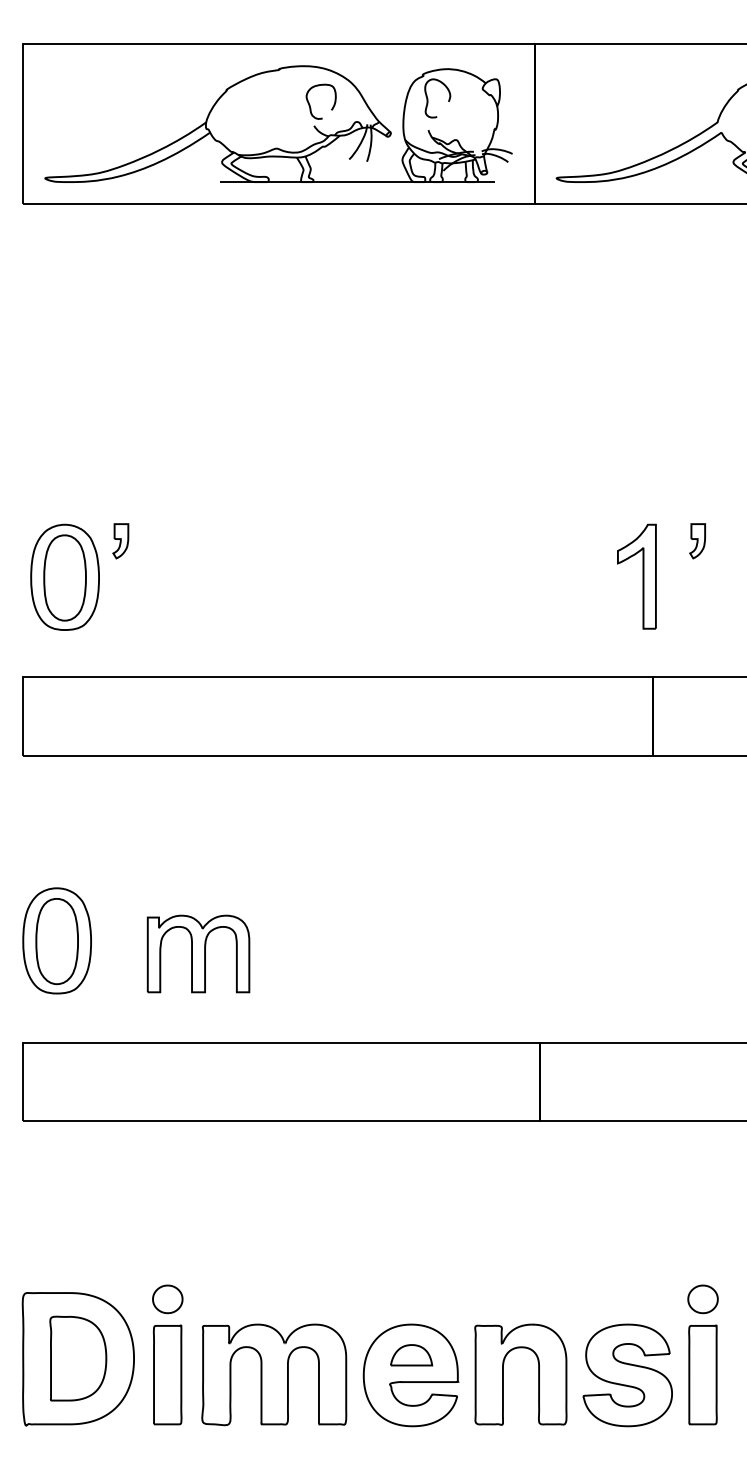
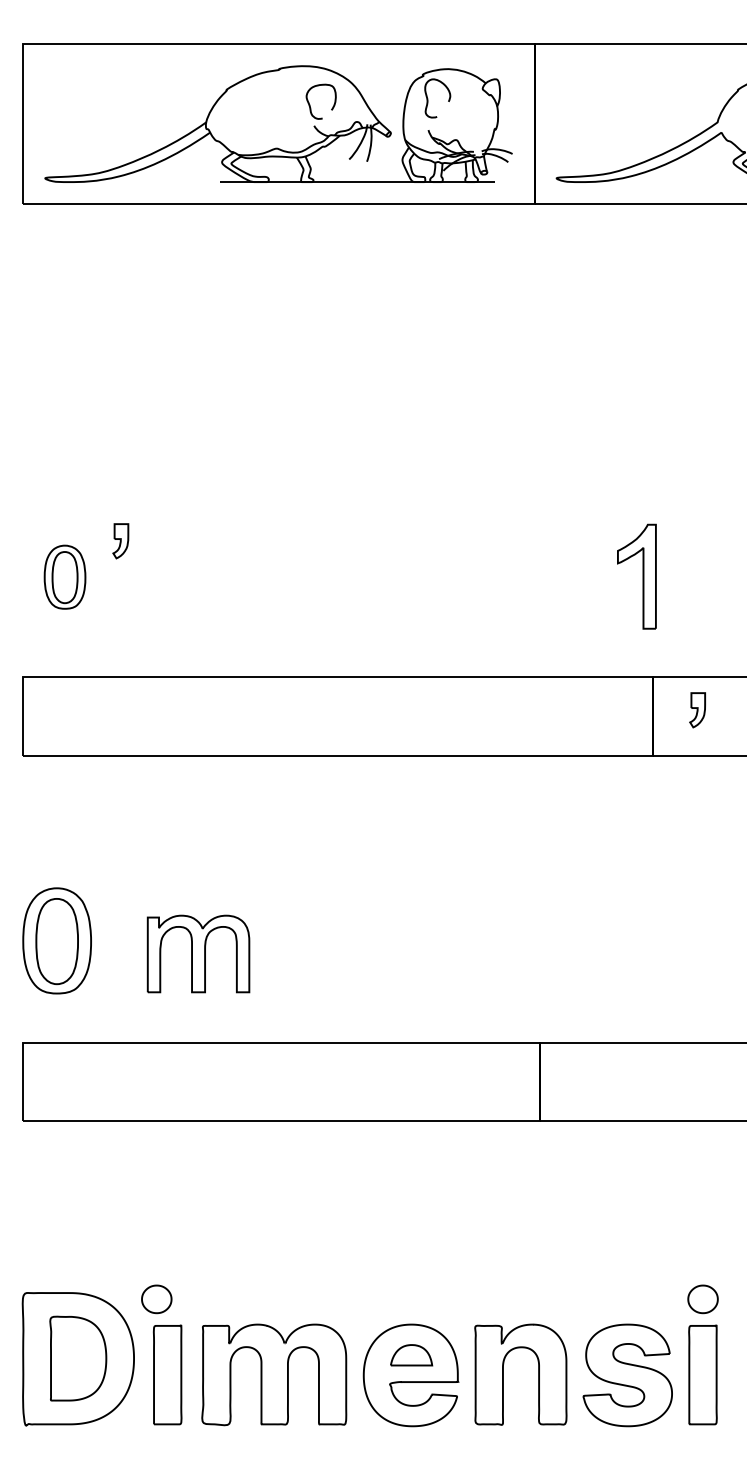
part position: (697, 541) -> (697, 710) (697, 710)
part size: 70x108 px -> 44x66 px (64, 576)
part position: (167, 1299) -> (156, 1299) (156, 1299)
